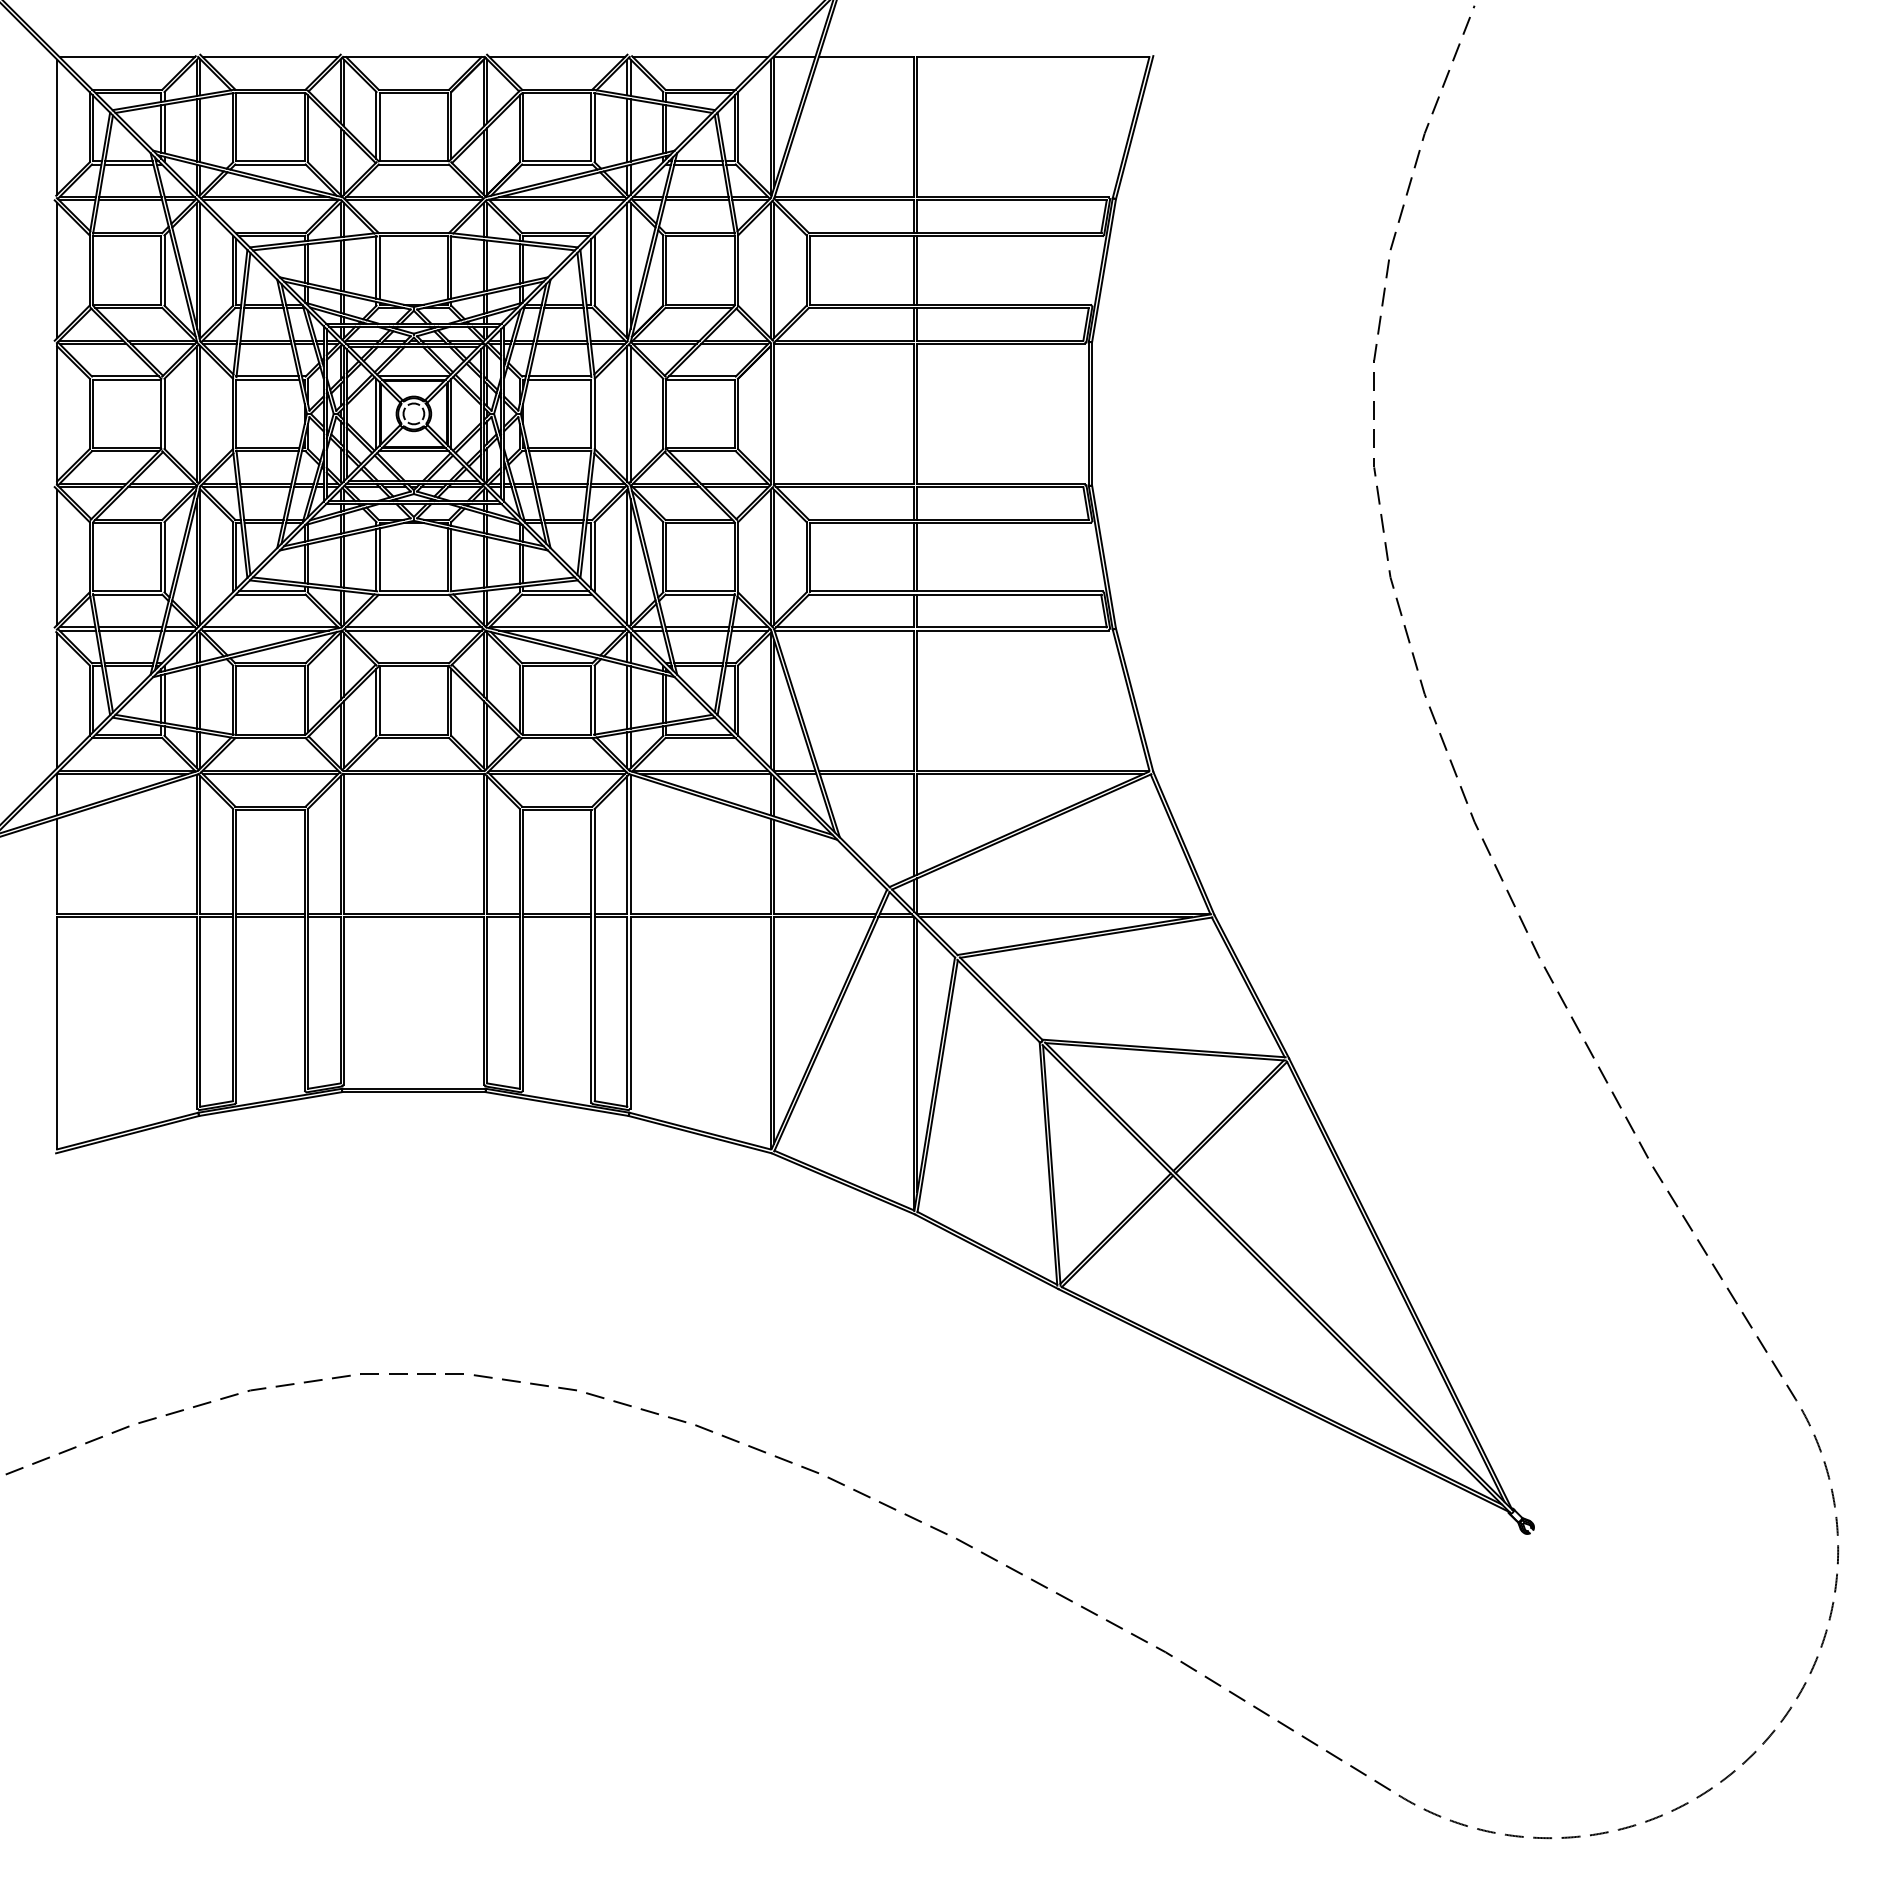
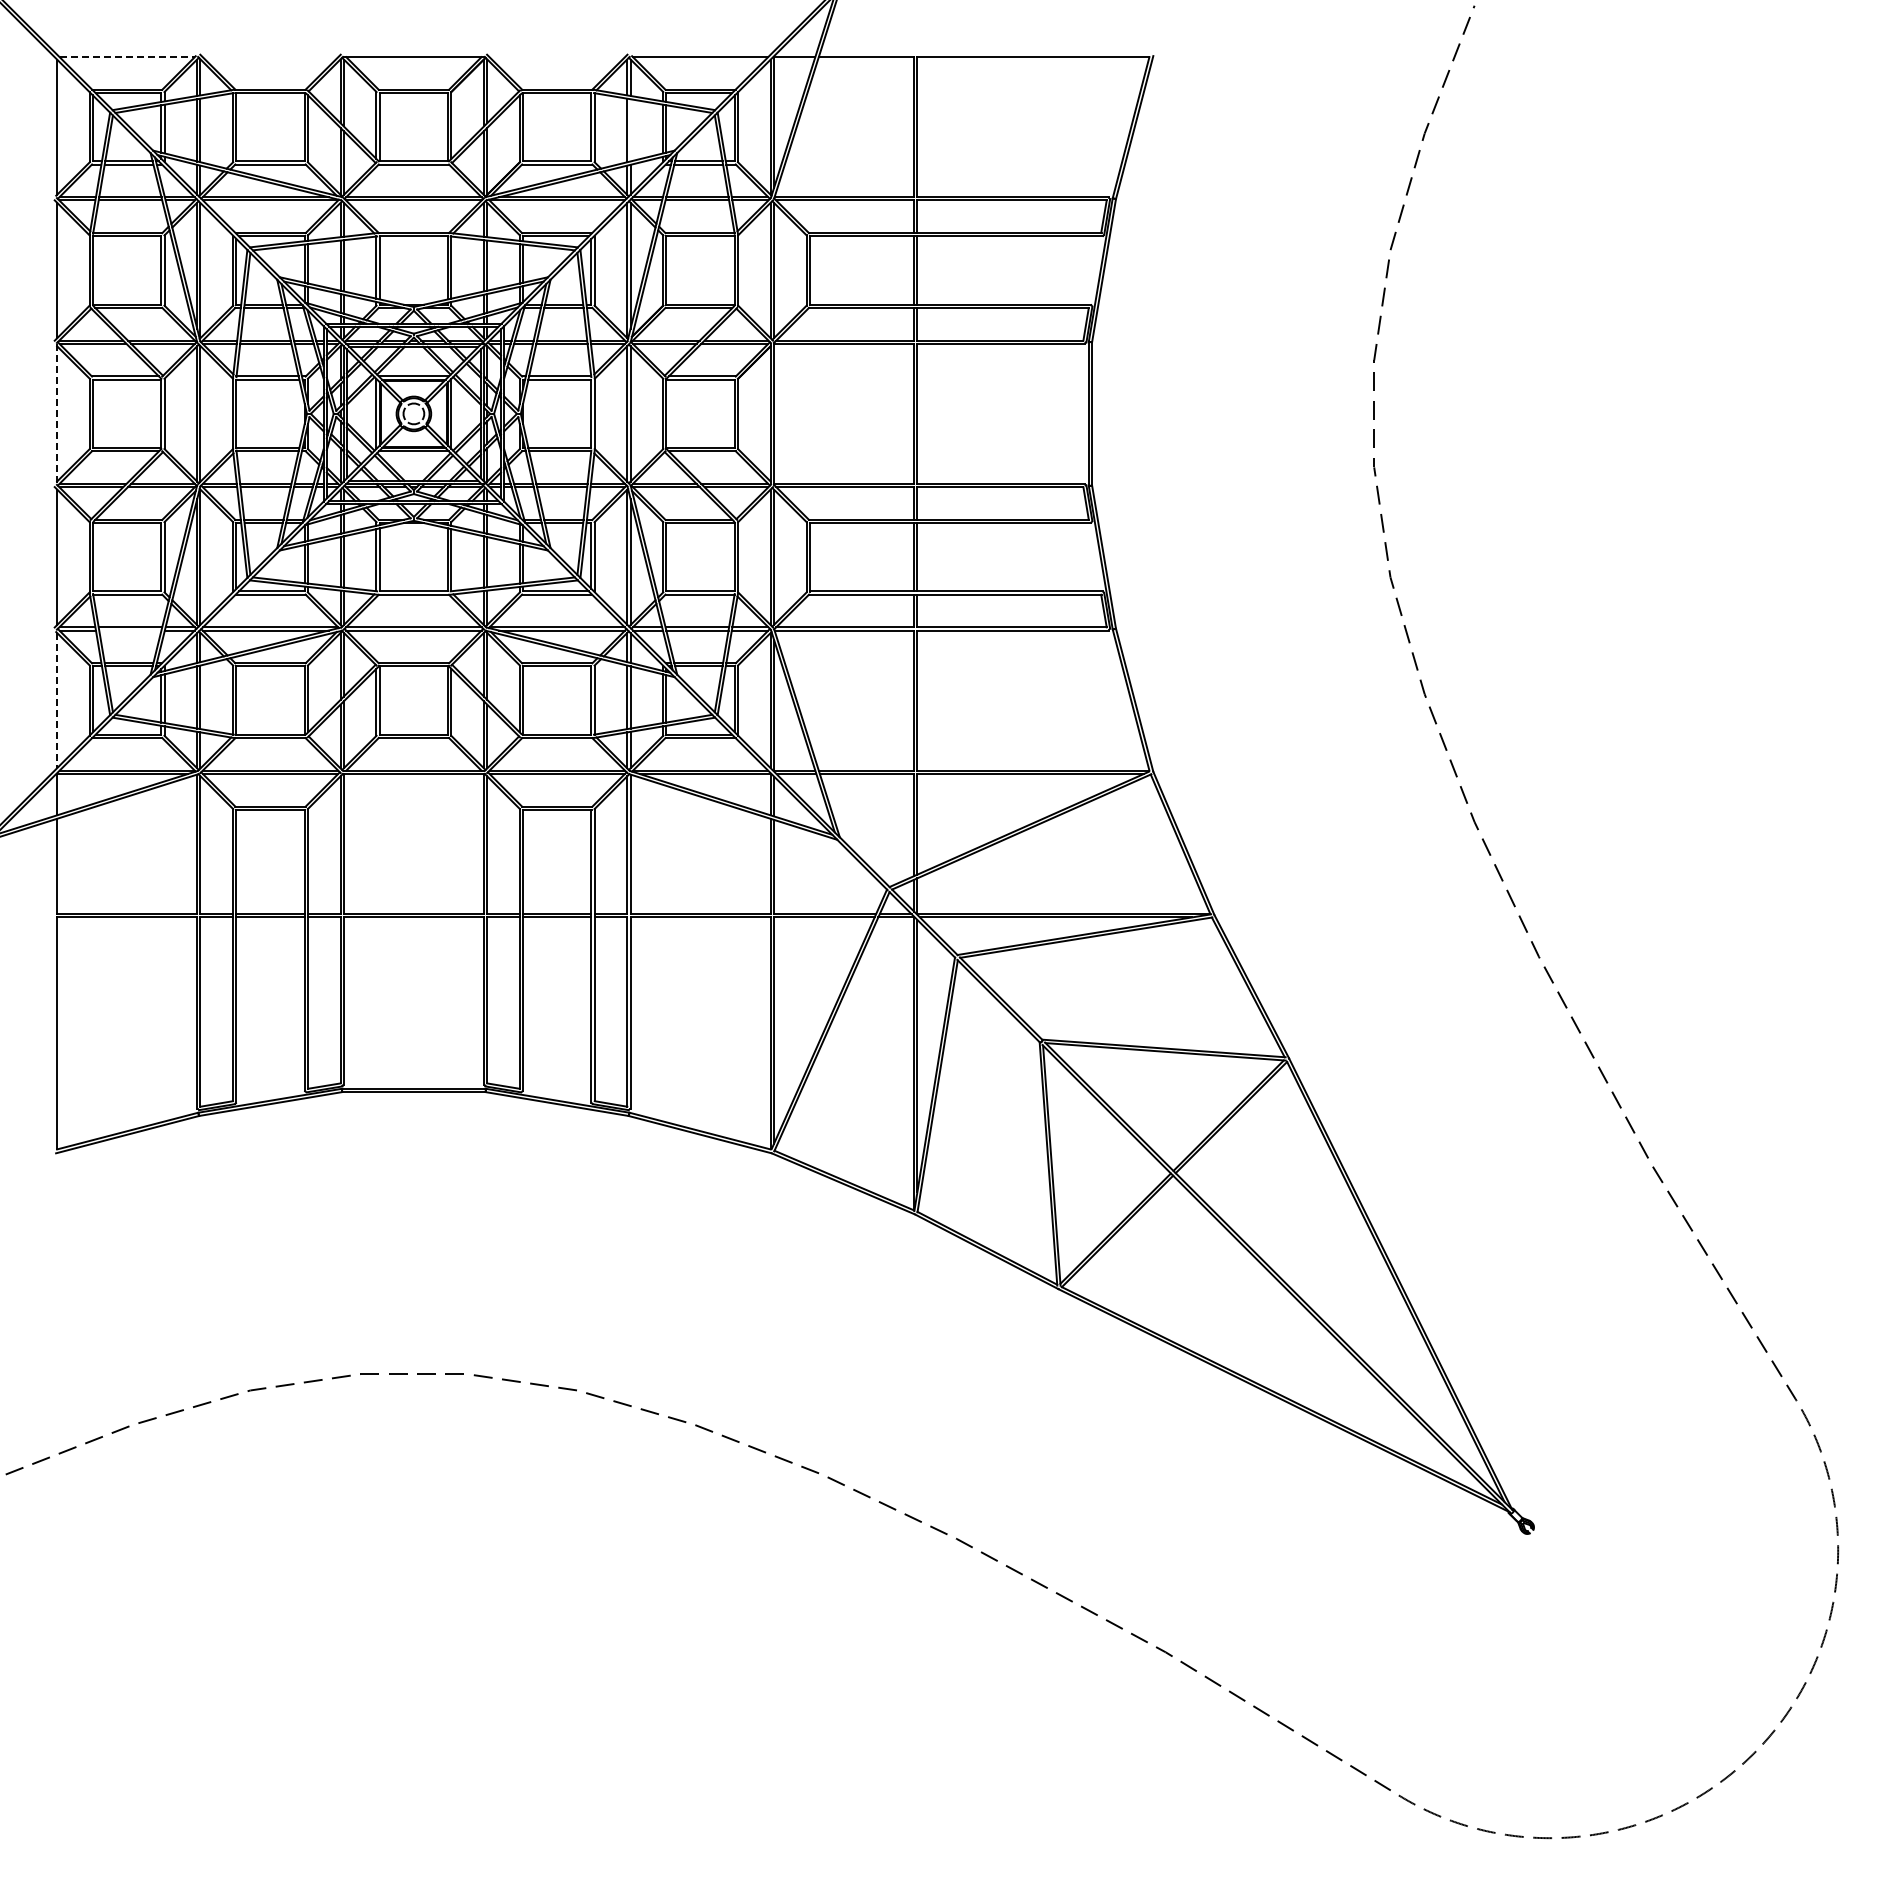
line: solid -> dashed (127, 57)
line: present -> none (270, 57)
line: present -> none (556, 57)
line: present -> none (630, 130)
line: solid -> dashed (57, 414)
line: present -> none (130, 630)
line: solid -> dashed (57, 700)
